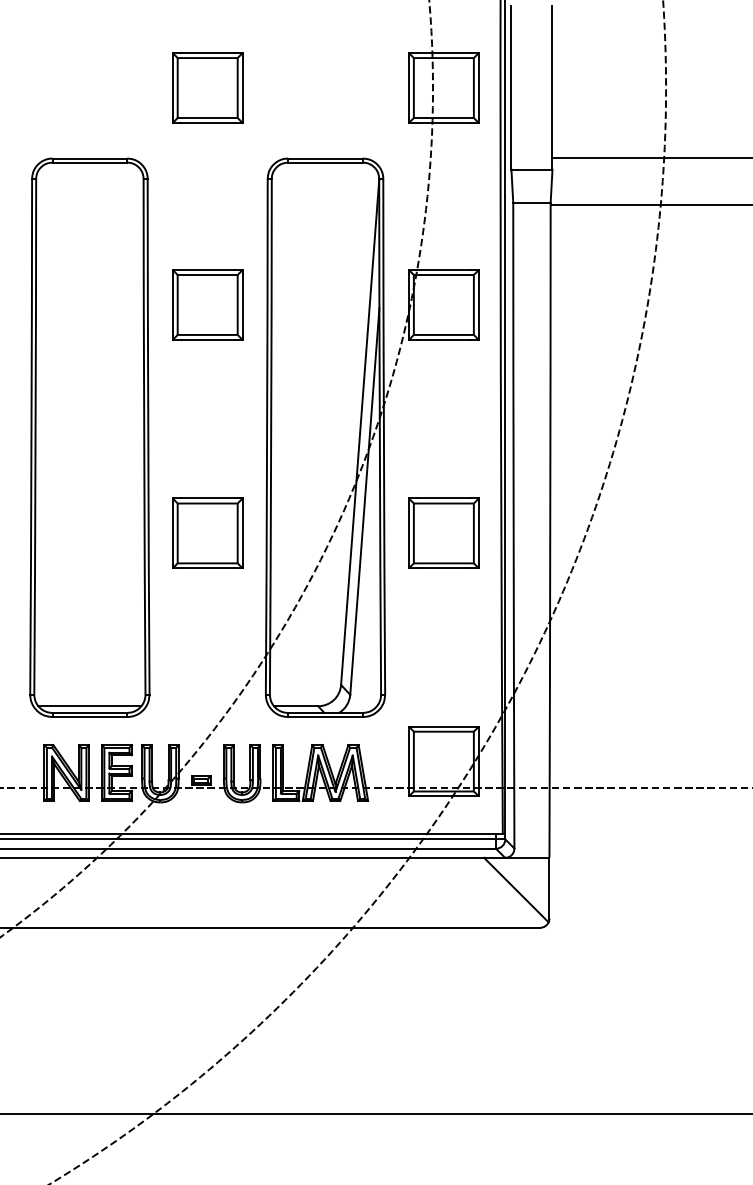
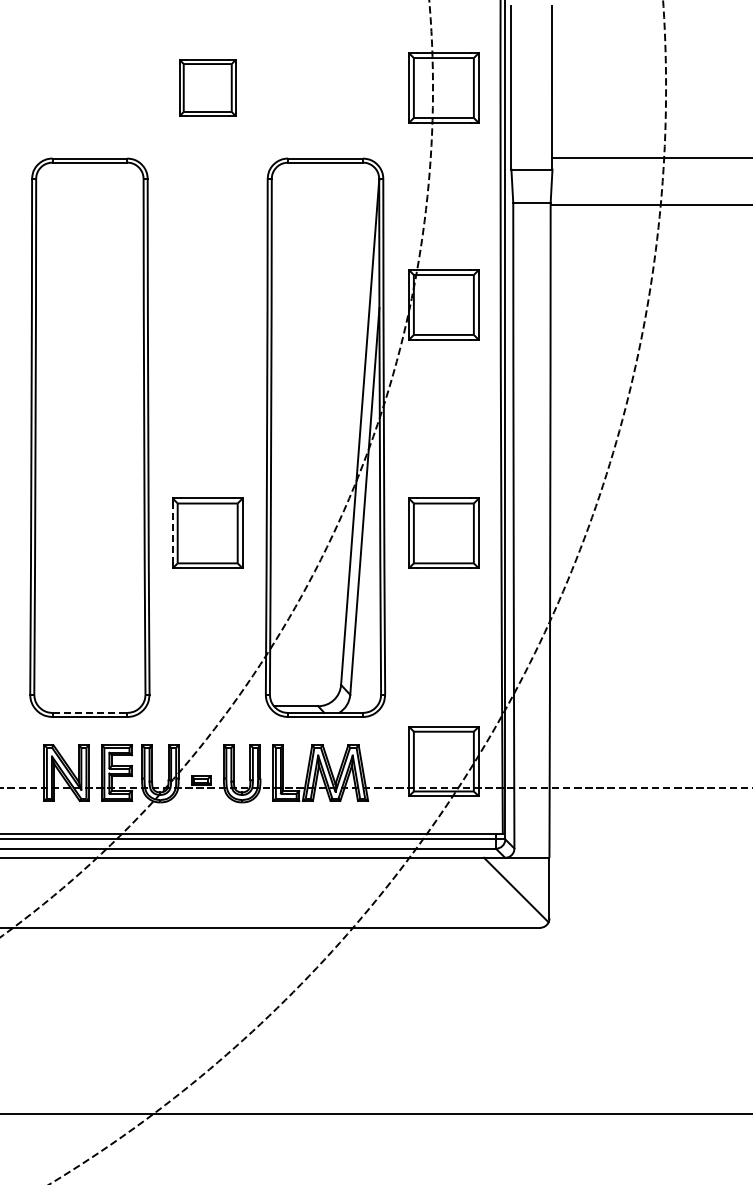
part size: 72x72 px -> 58x58 px (207, 87)
part: present -> none (207, 304)
line: solid -> dashed (172, 533)
line: present -> none (89, 706)
line: solid -> dashed (90, 712)
